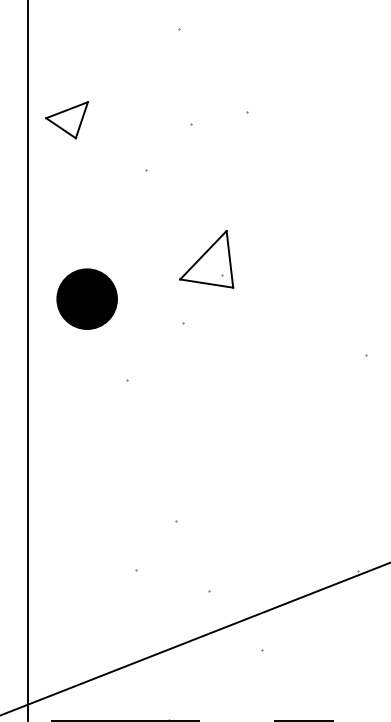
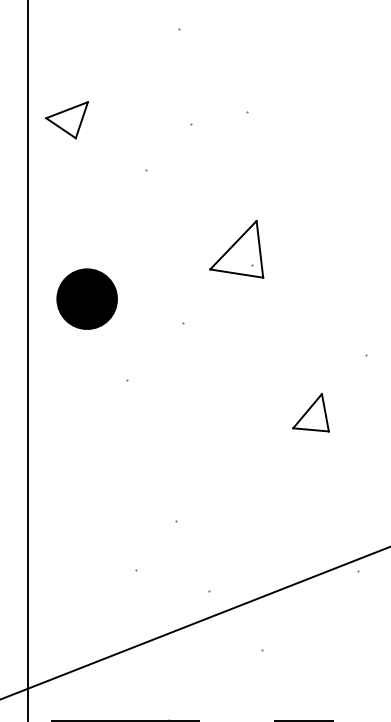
part position: (206, 259) -> (236, 249) (236, 249)
part: none -> present (310, 412)
line position: (194, 638) -> (194, 622) (194, 622)
